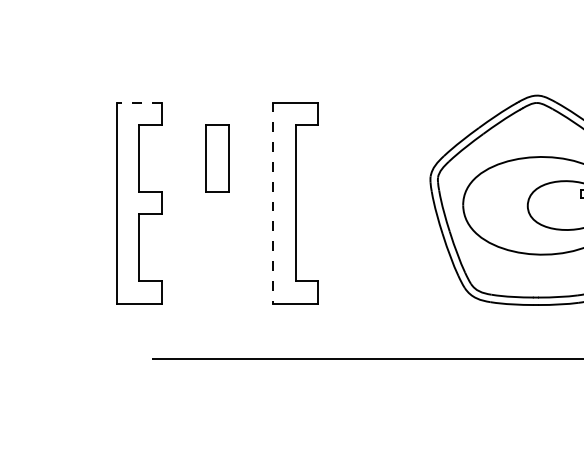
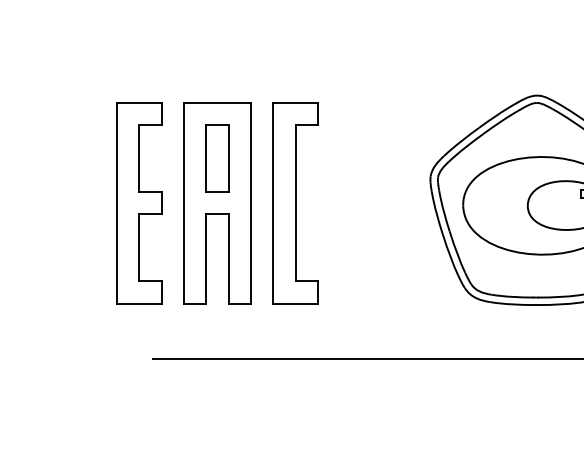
line: dashed -> solid (138, 102)
part: none -> present (217, 203)
line: dashed -> solid (273, 203)
